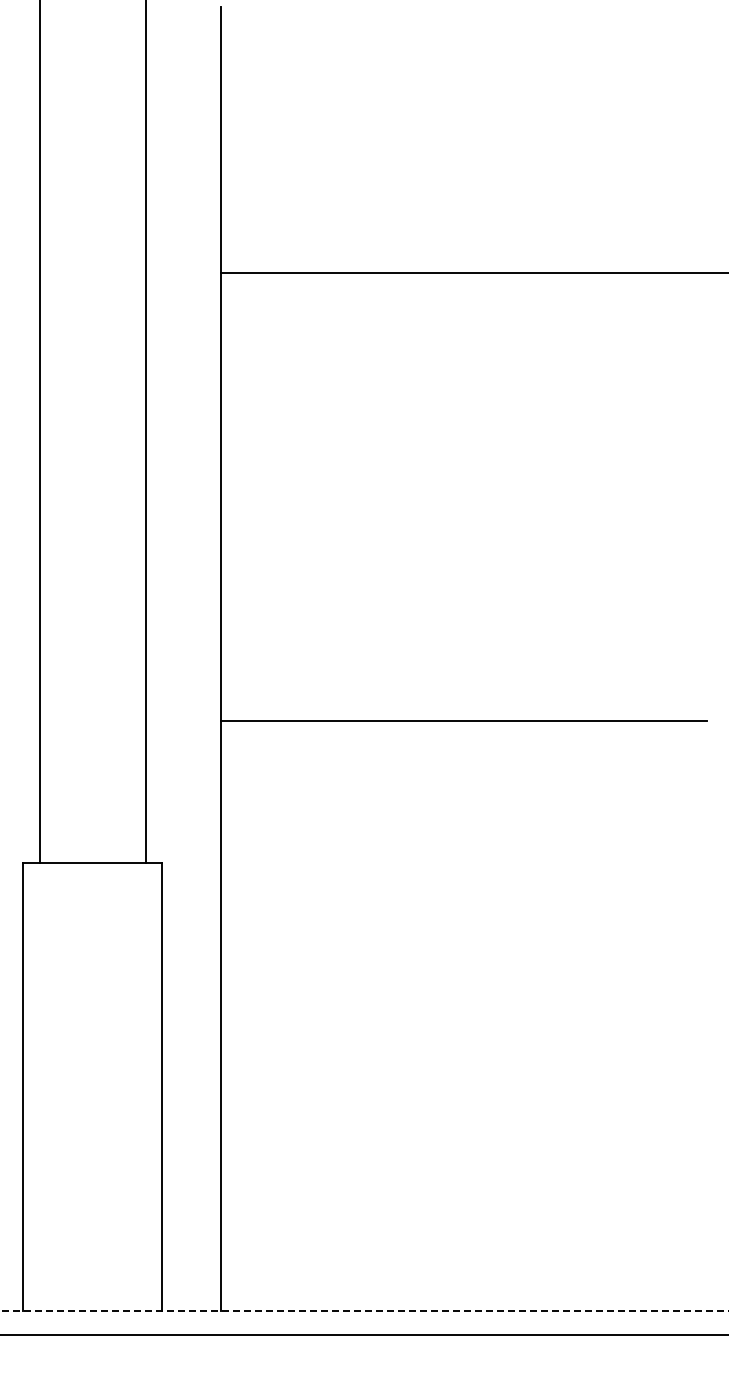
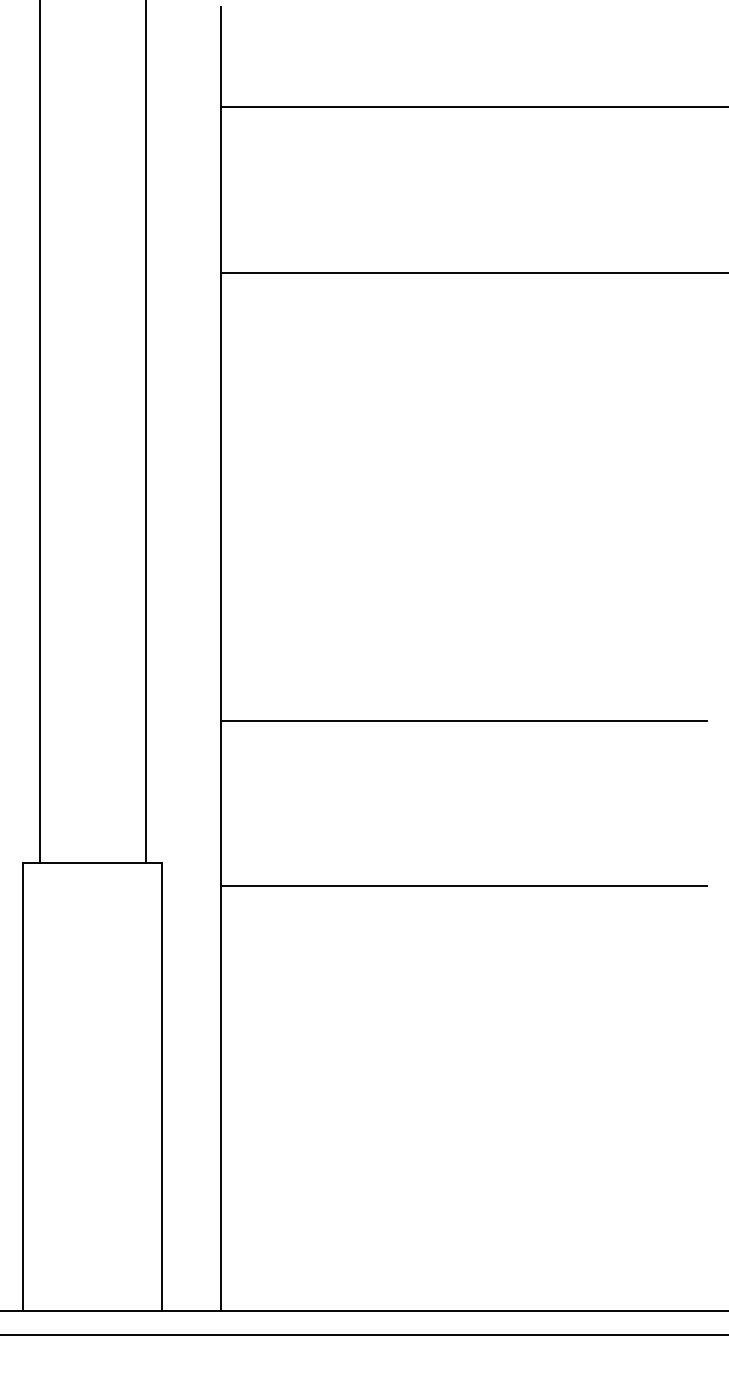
line: none -> present (472, 107)
line: none -> present (463, 886)
line: dashed -> solid (364, 1311)
